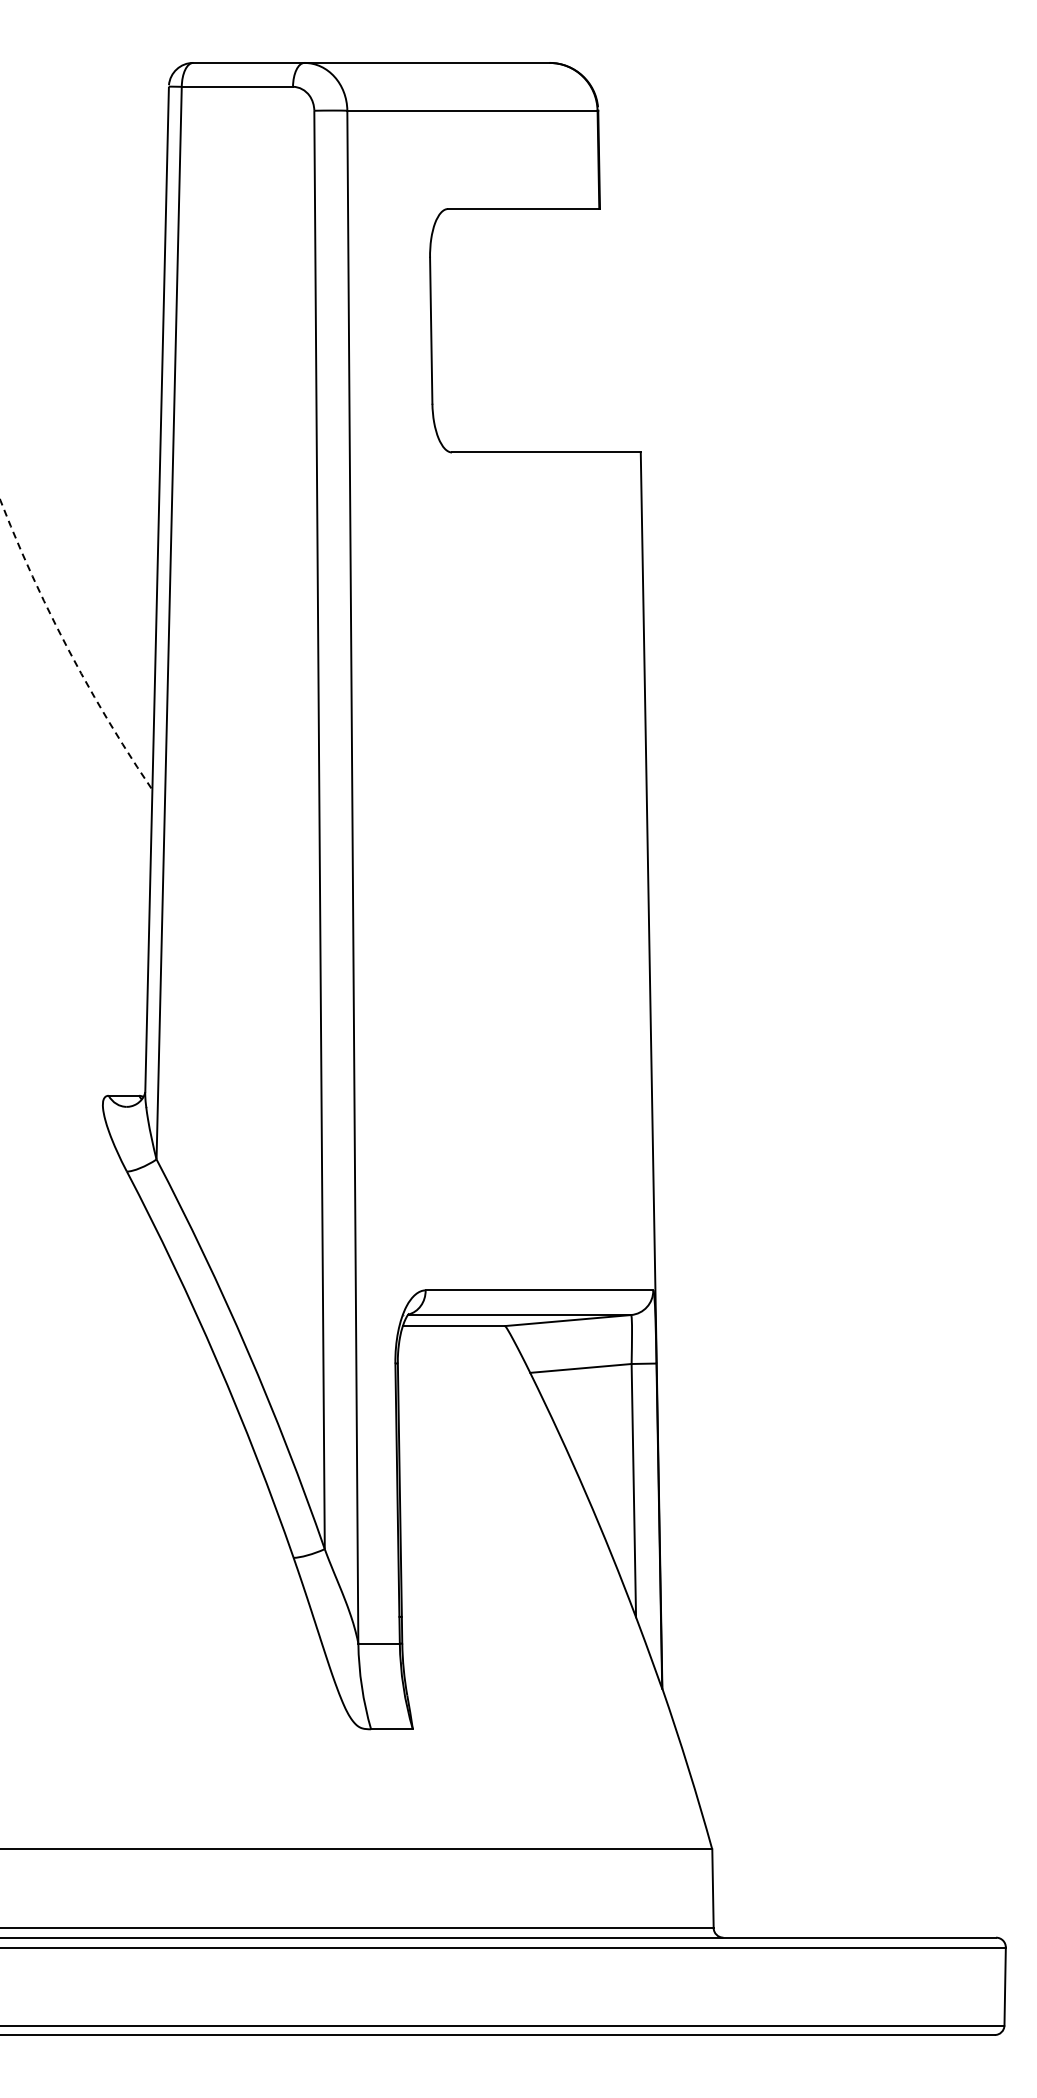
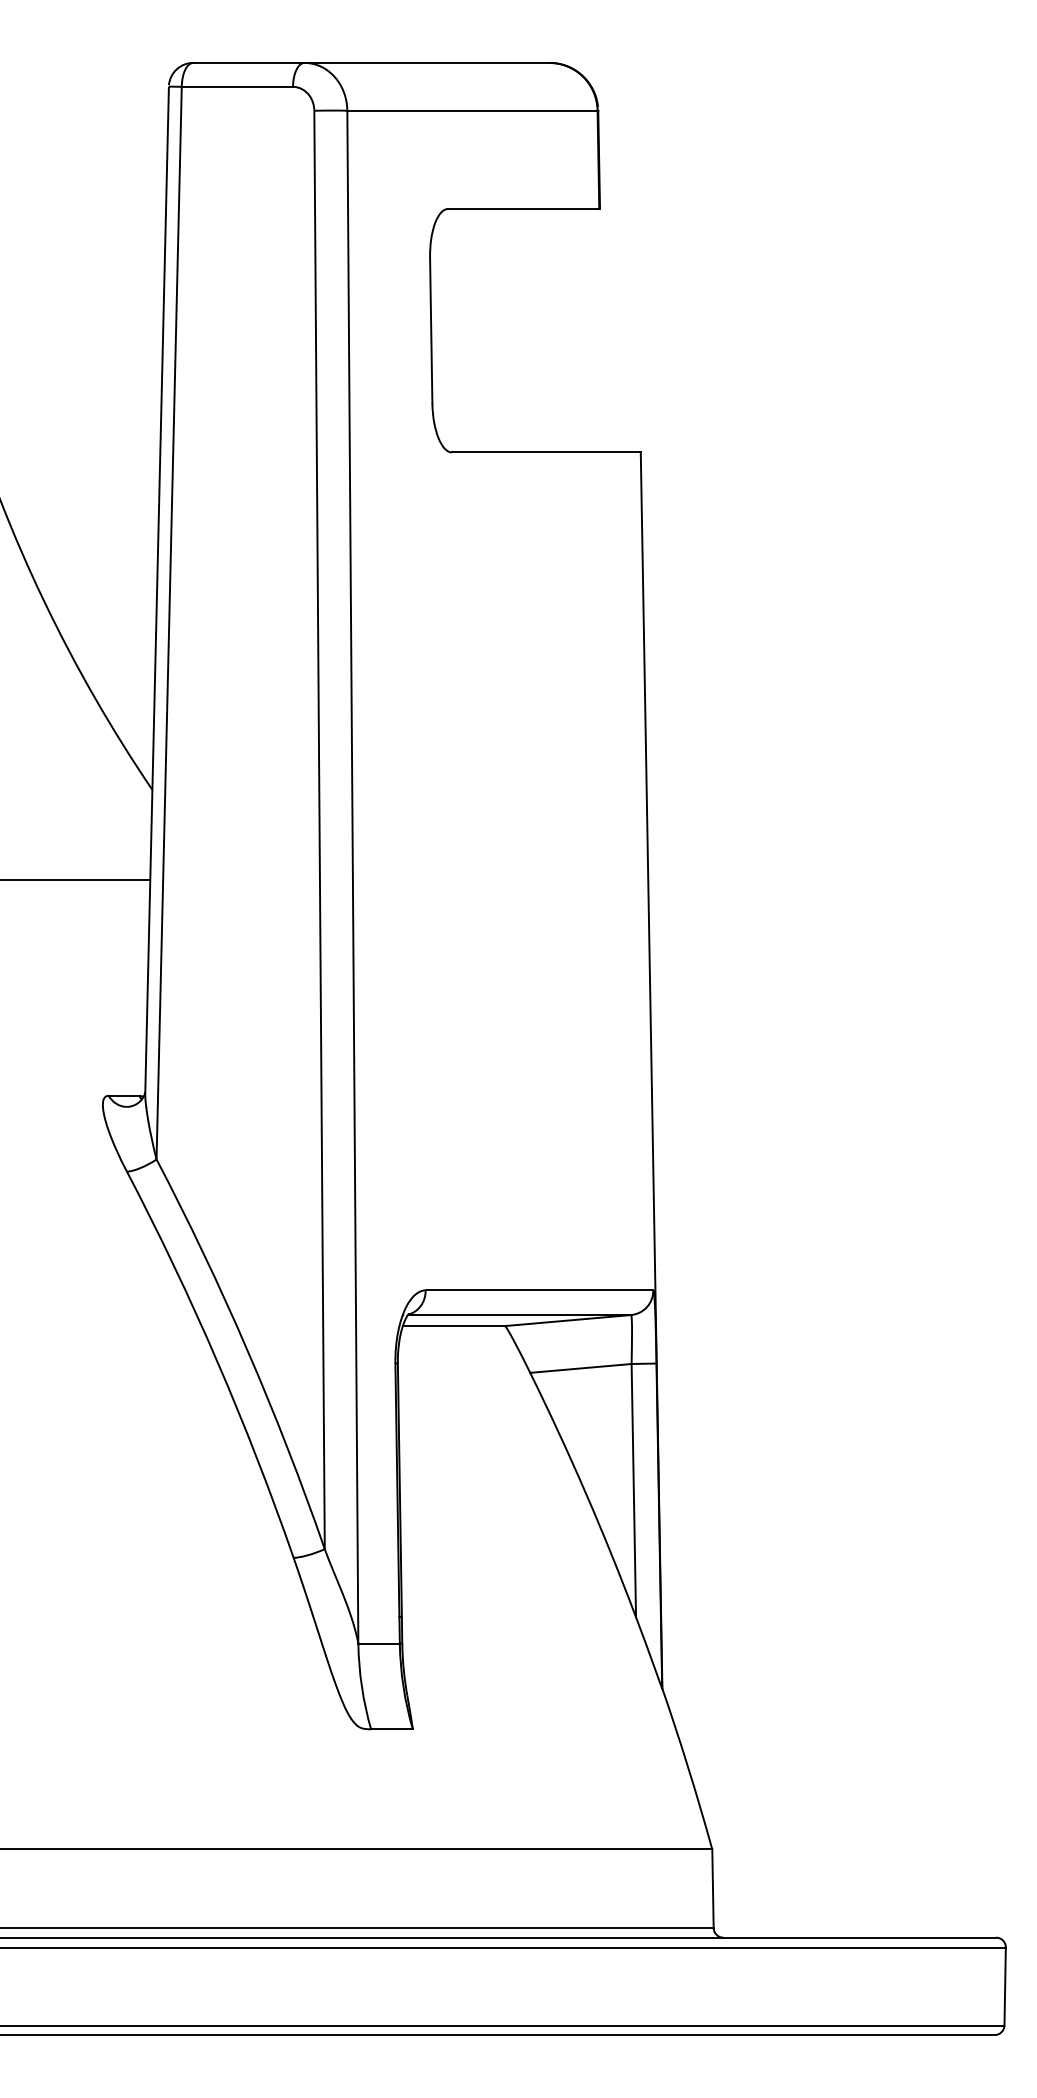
arc: dashed -> solid (67, 648)
line: none -> present (76, 879)
